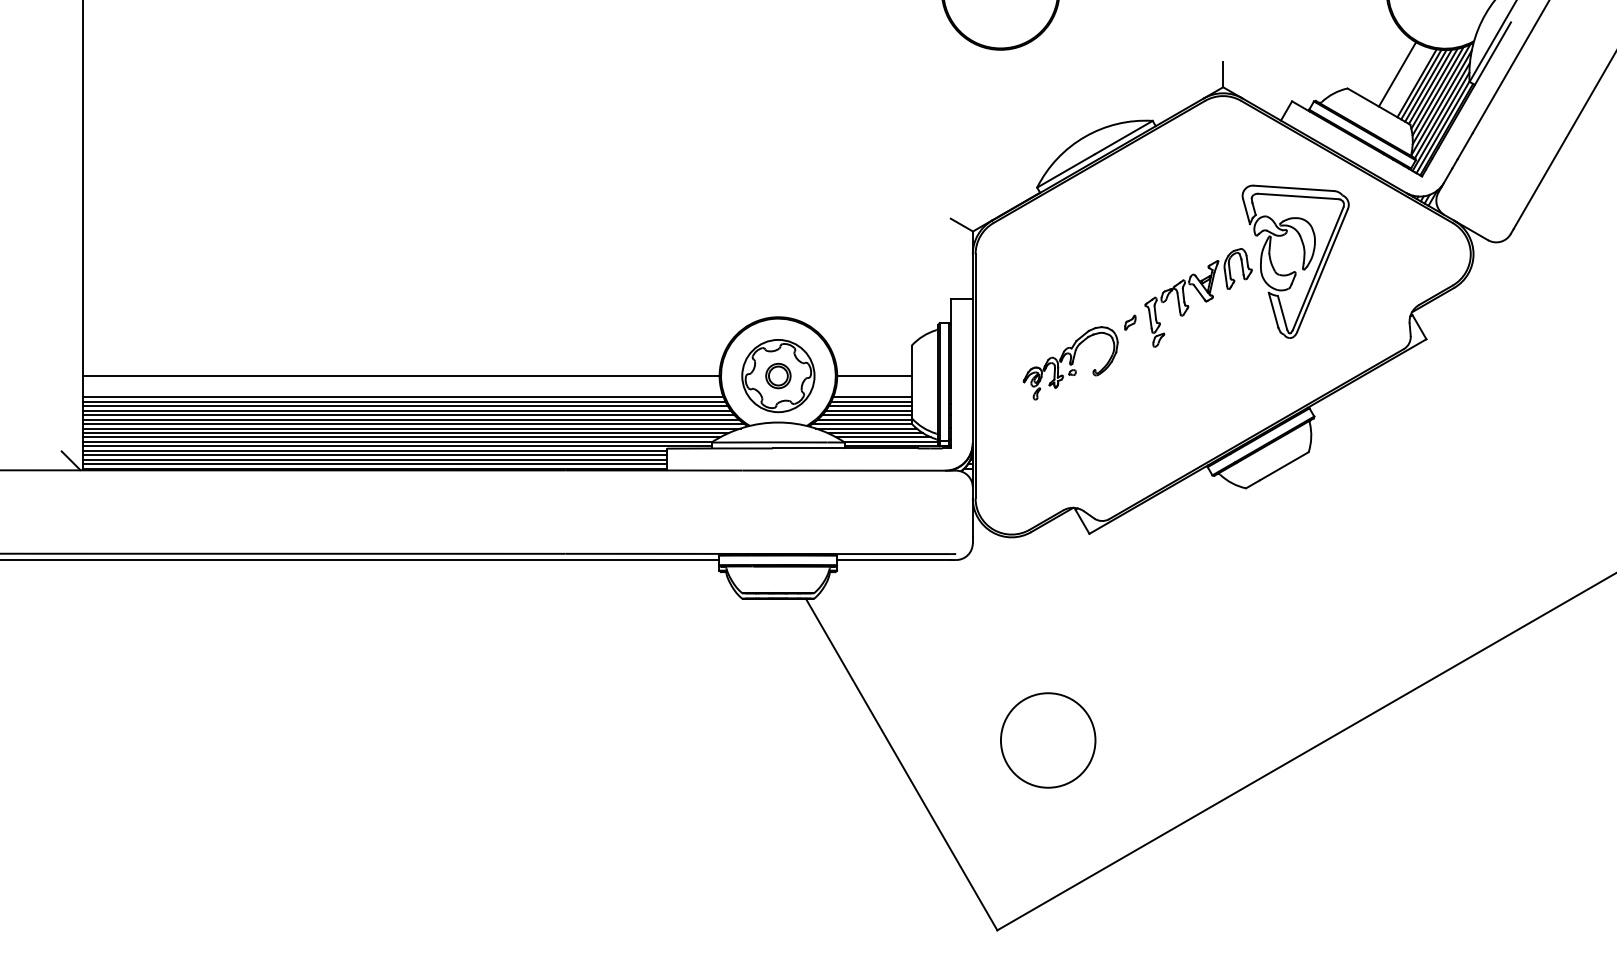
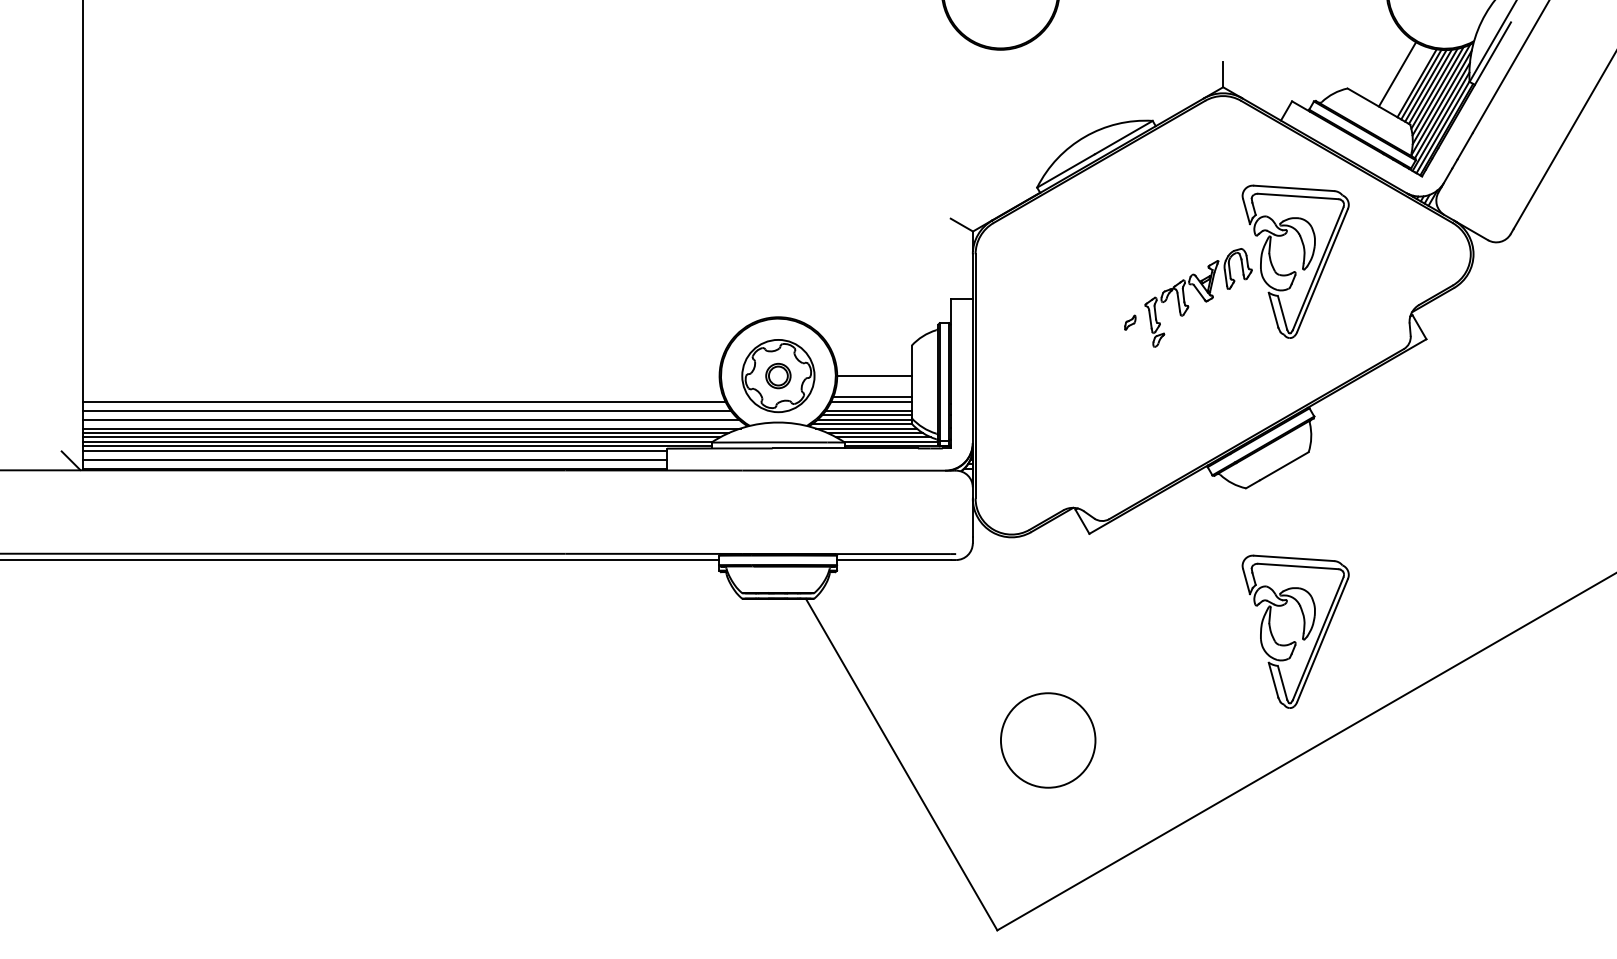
part: present -> none (1070, 363)
line: present -> none (401, 376)
line: present -> none (403, 397)
line: present -> none (405, 406)
line: present -> none (869, 406)
line: present -> none (408, 415)
line: present -> none (413, 424)
line: present -> none (375, 455)
line: present -> none (375, 464)
part: none -> present (1302, 632)
